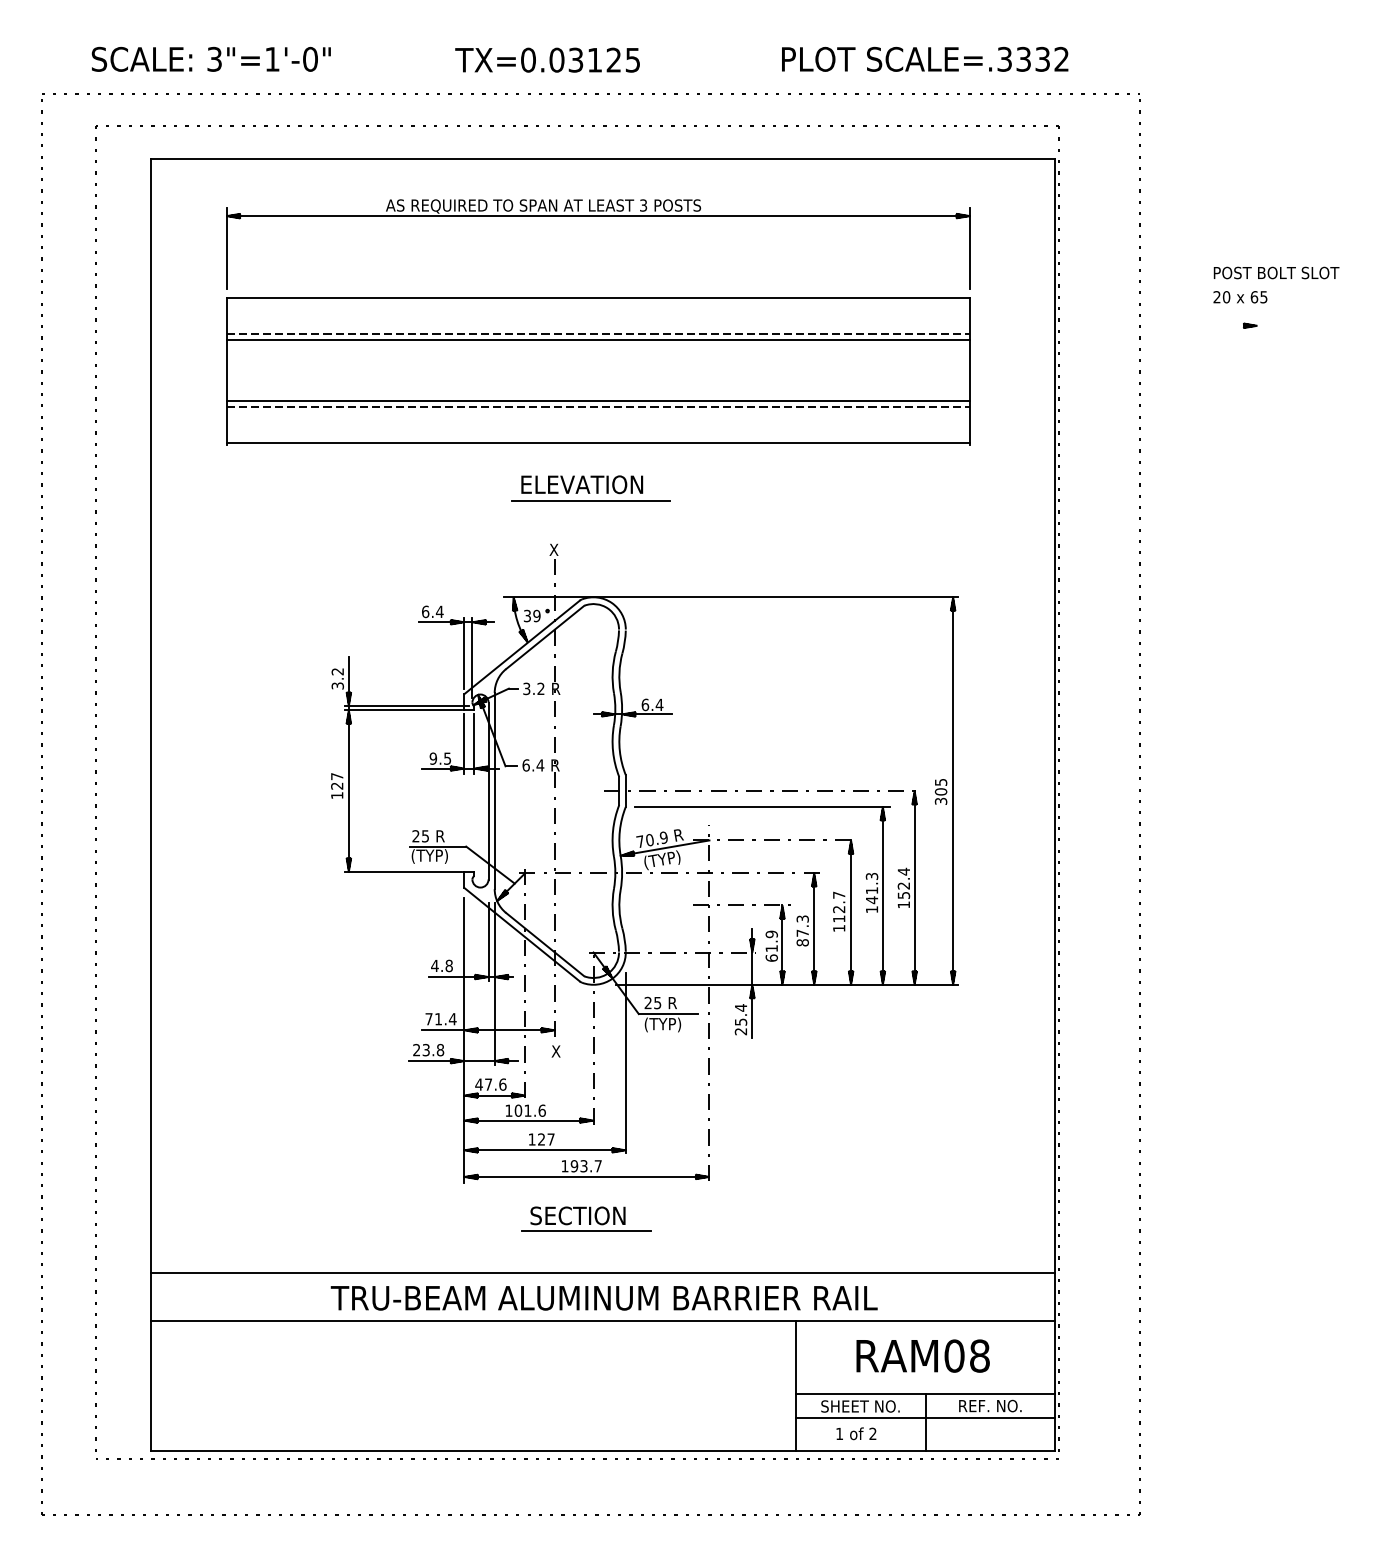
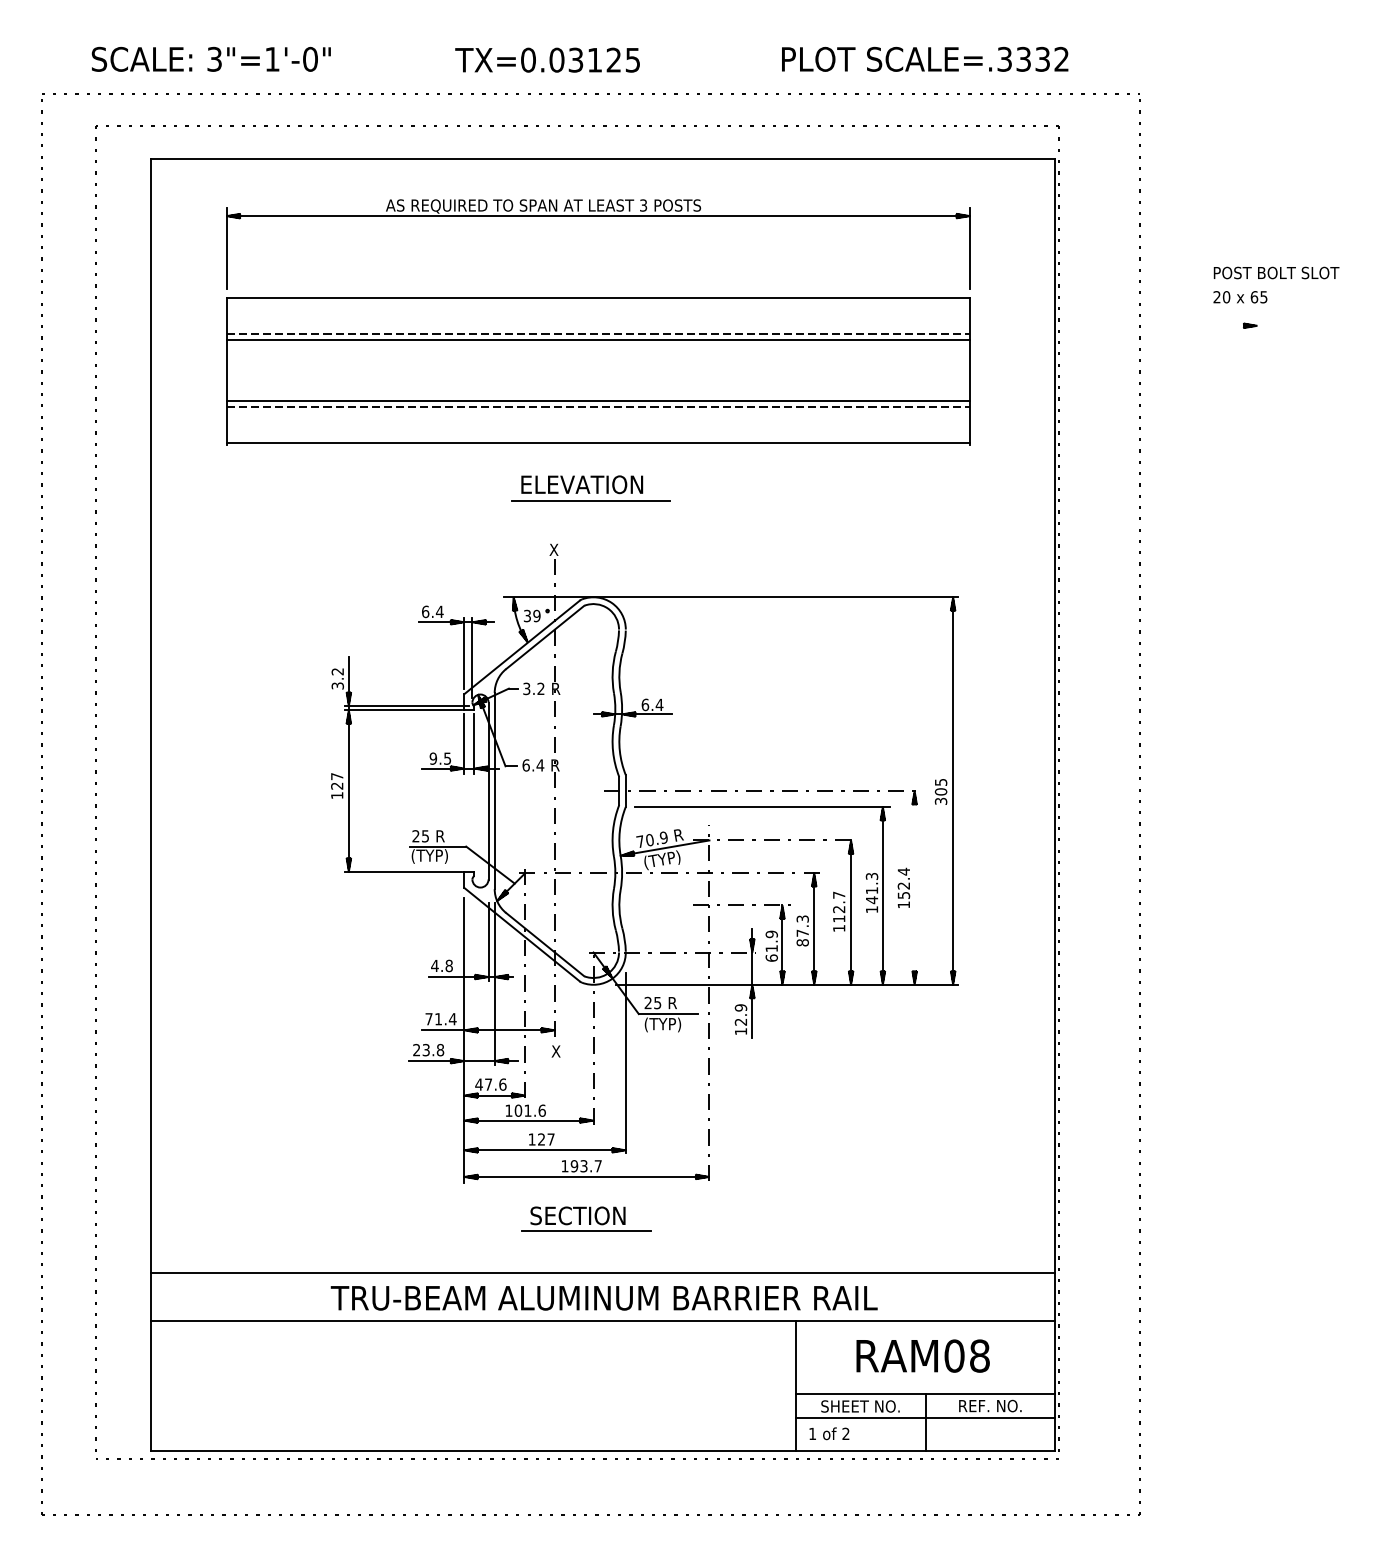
line: present -> none (914, 887)
text: 25.4 -> 12.9 (740, 1019)
text position: (856, 1433) -> (829, 1433) (829, 1433)
